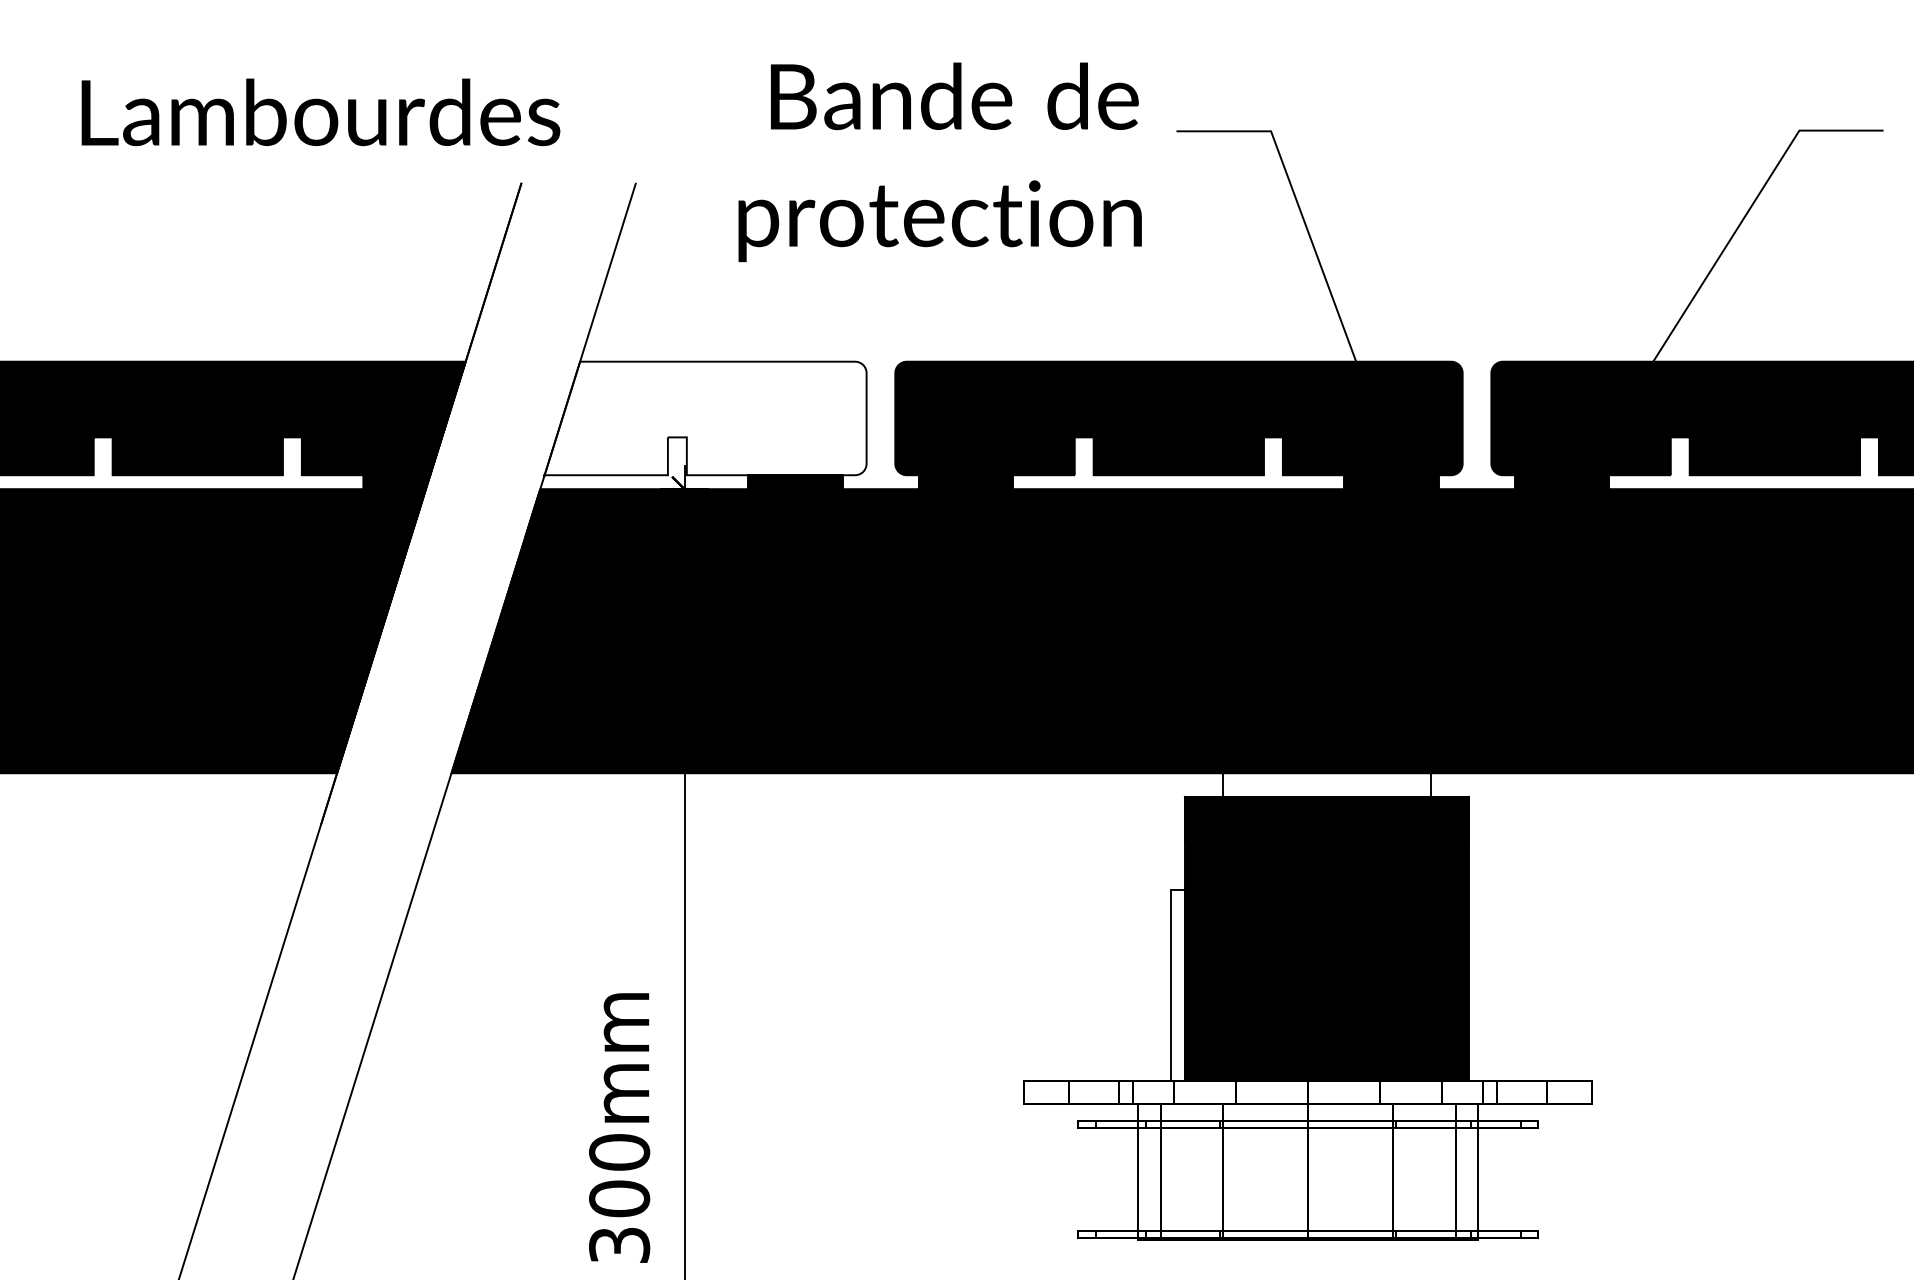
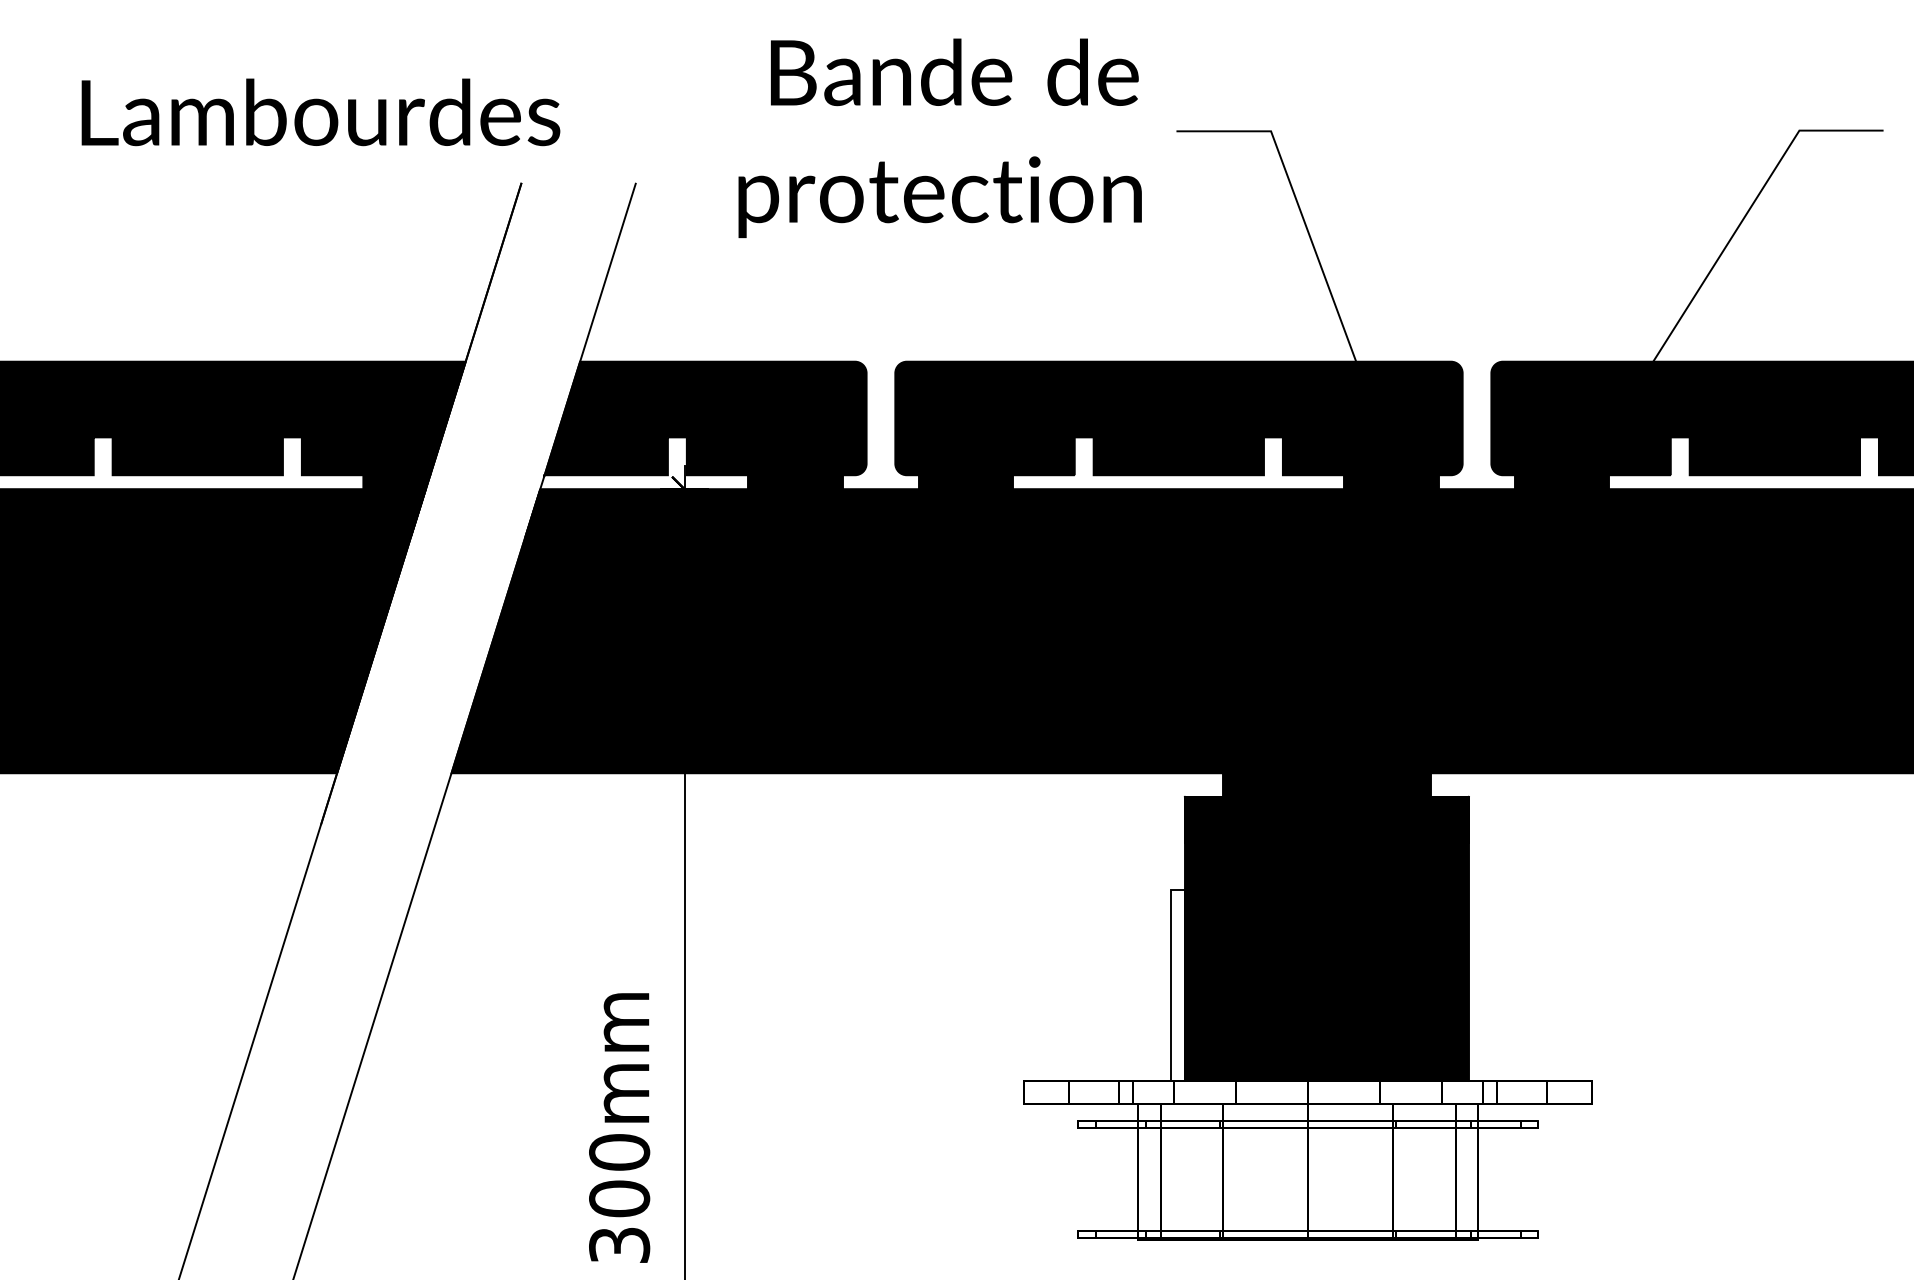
text position: (939, 162) -> (939, 138) (939, 138)
fill: none -> present (705, 418)
fill: none -> present (1326, 784)
